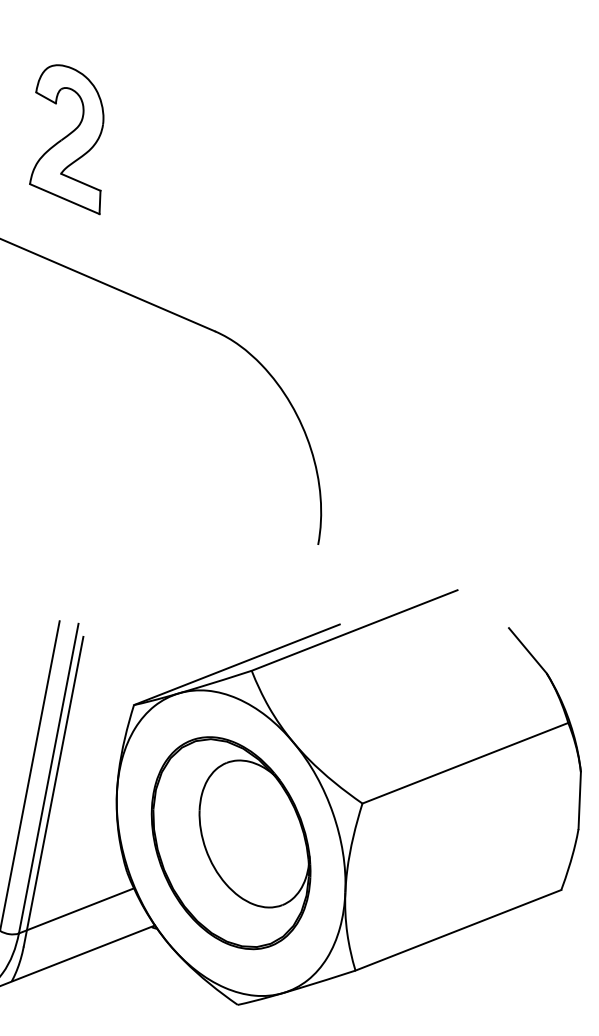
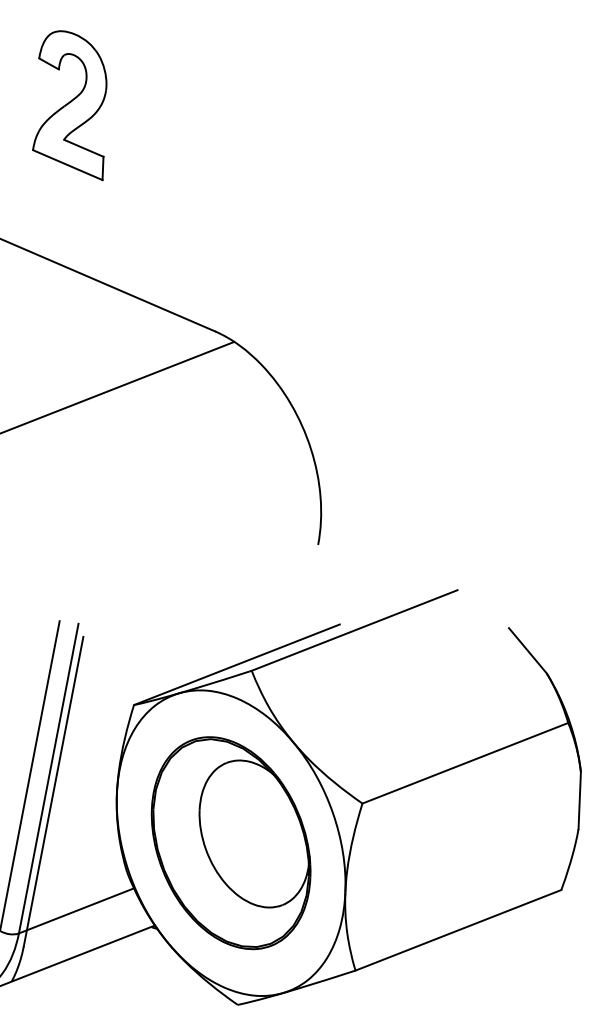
part position: (66, 139) -> (69, 105) (69, 105)
line: none -> present (118, 386)
